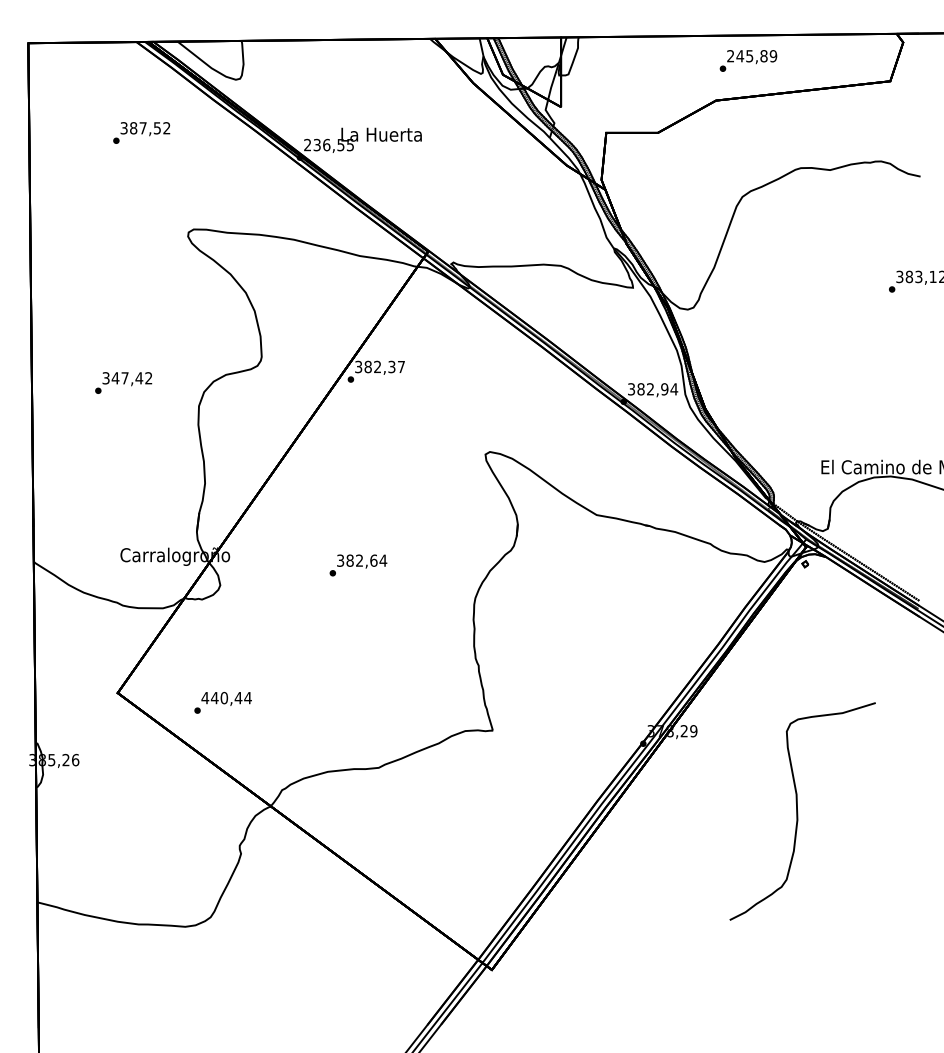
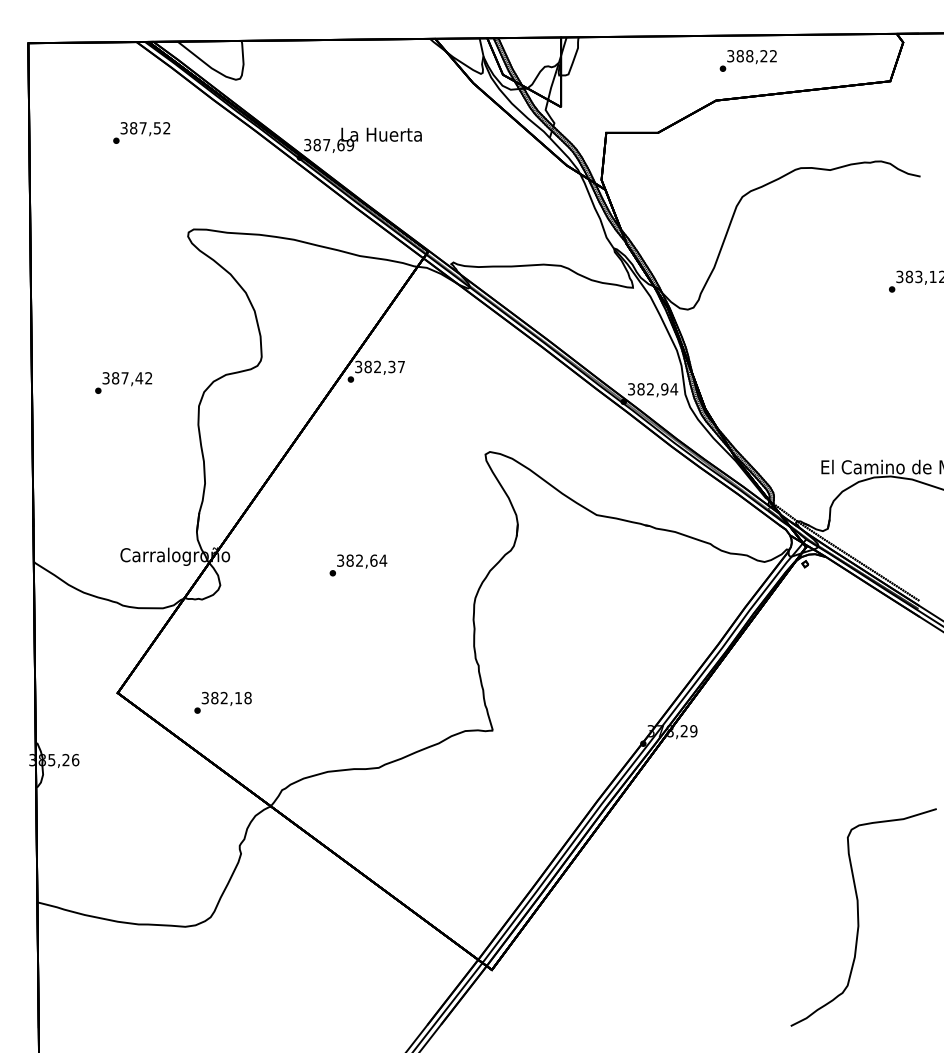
text: 245,89 -> 388,22 (752, 56)
text: 236,55 -> 387,69 (329, 144)
text: 347,42 -> 387,42 (115, 378)
text: 440,44 -> 382,18 (226, 697)
part position: (802, 811) -> (863, 917) (863, 917)
